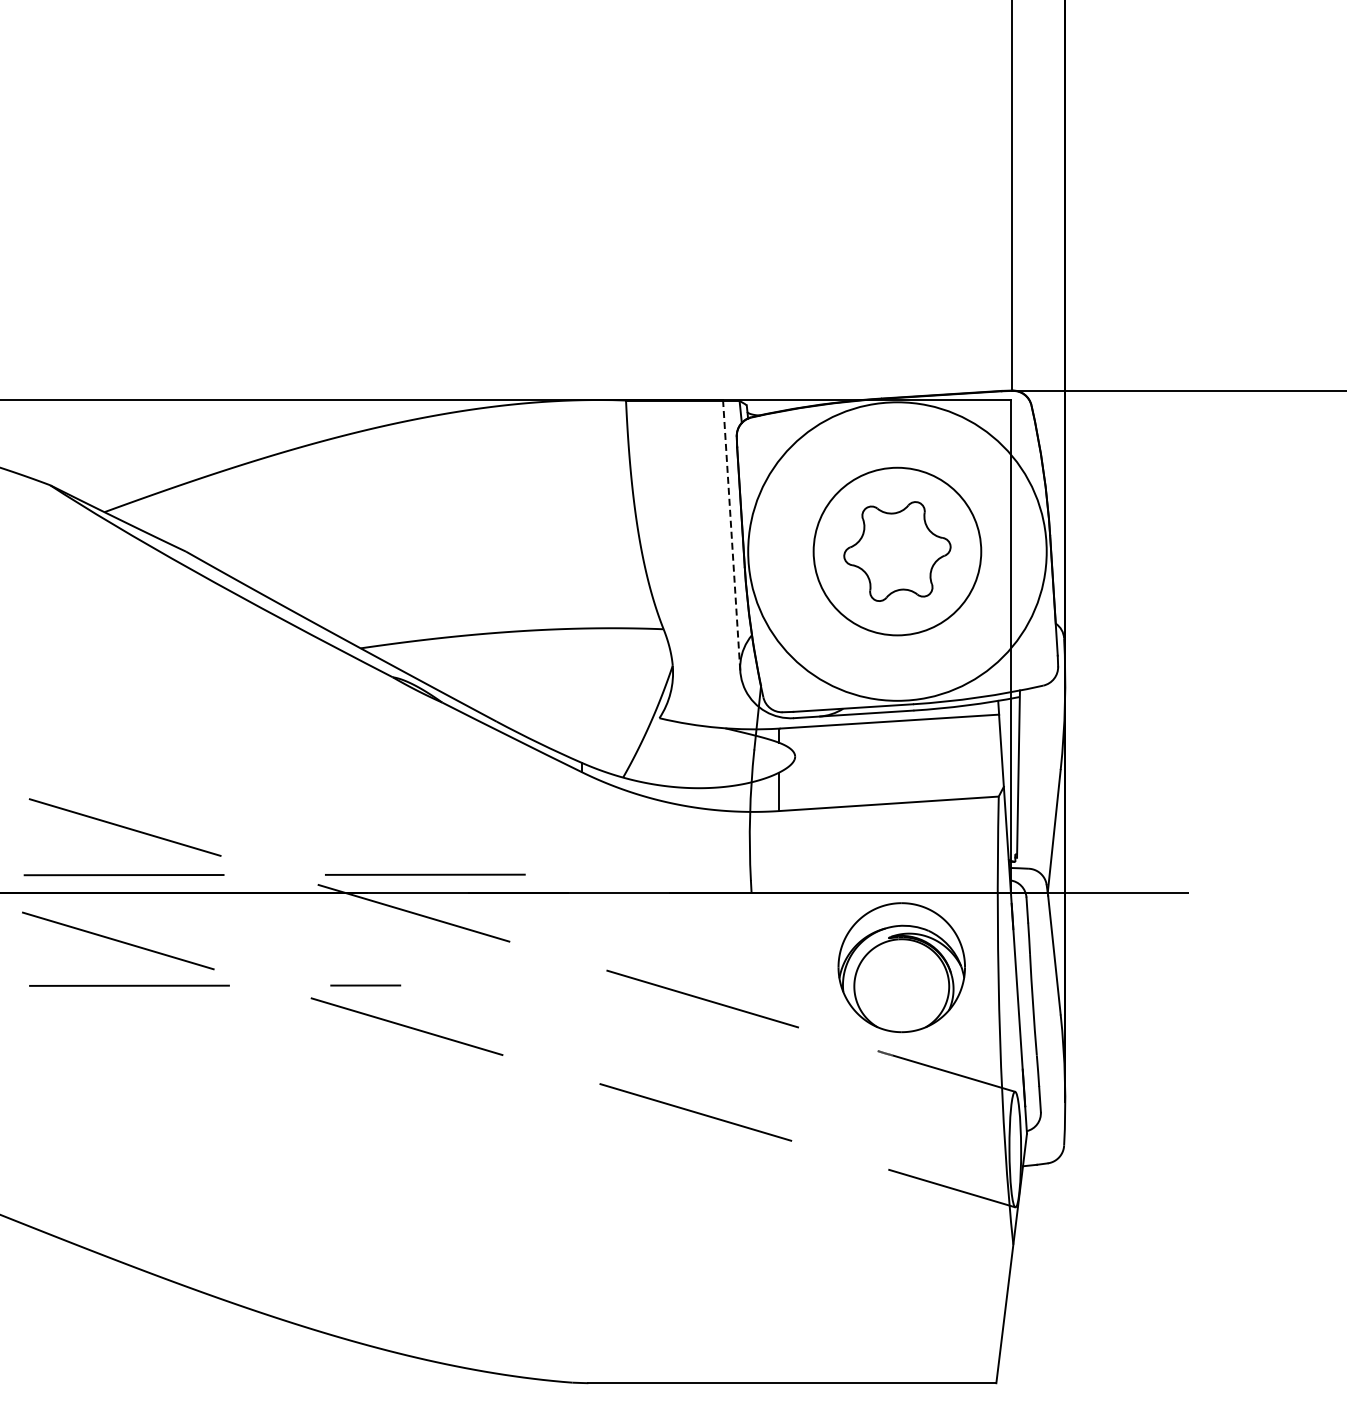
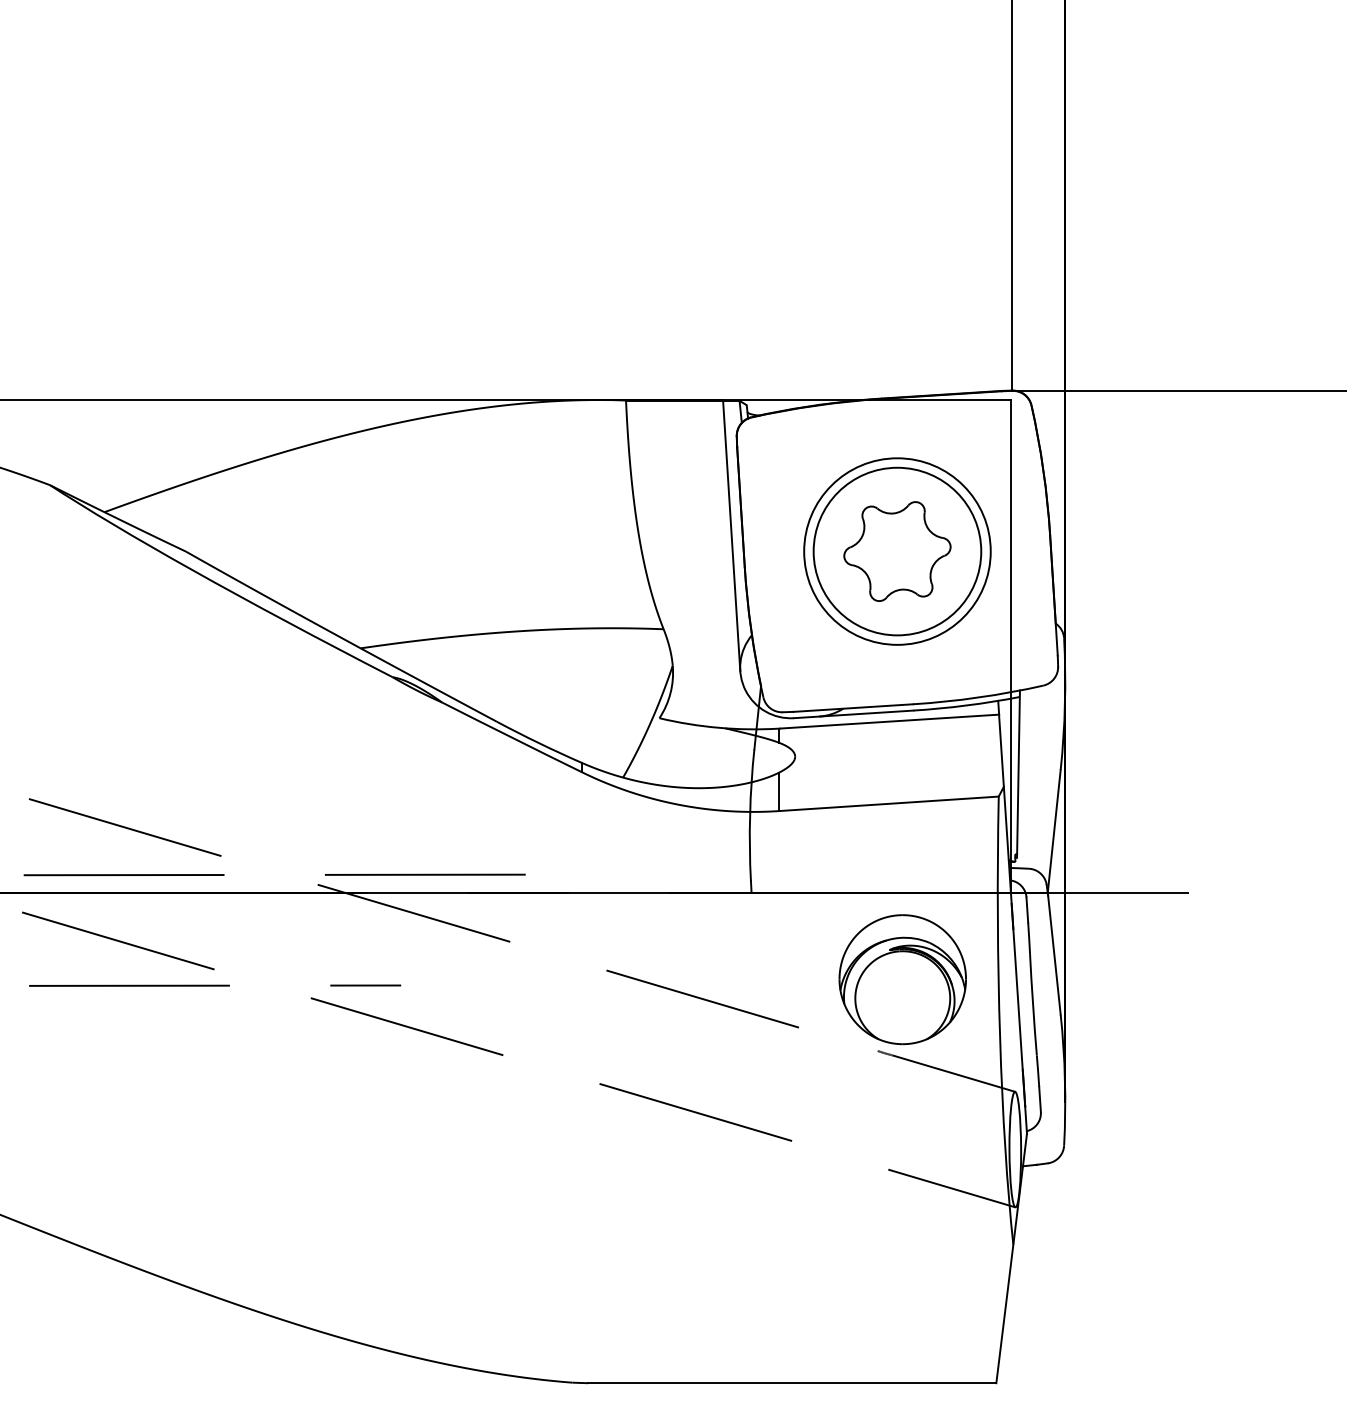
line: dashed -> solid (731, 535)
circle diameter: 299 px -> 187 px (897, 551)
part position: (901, 967) -> (902, 979) (902, 979)
